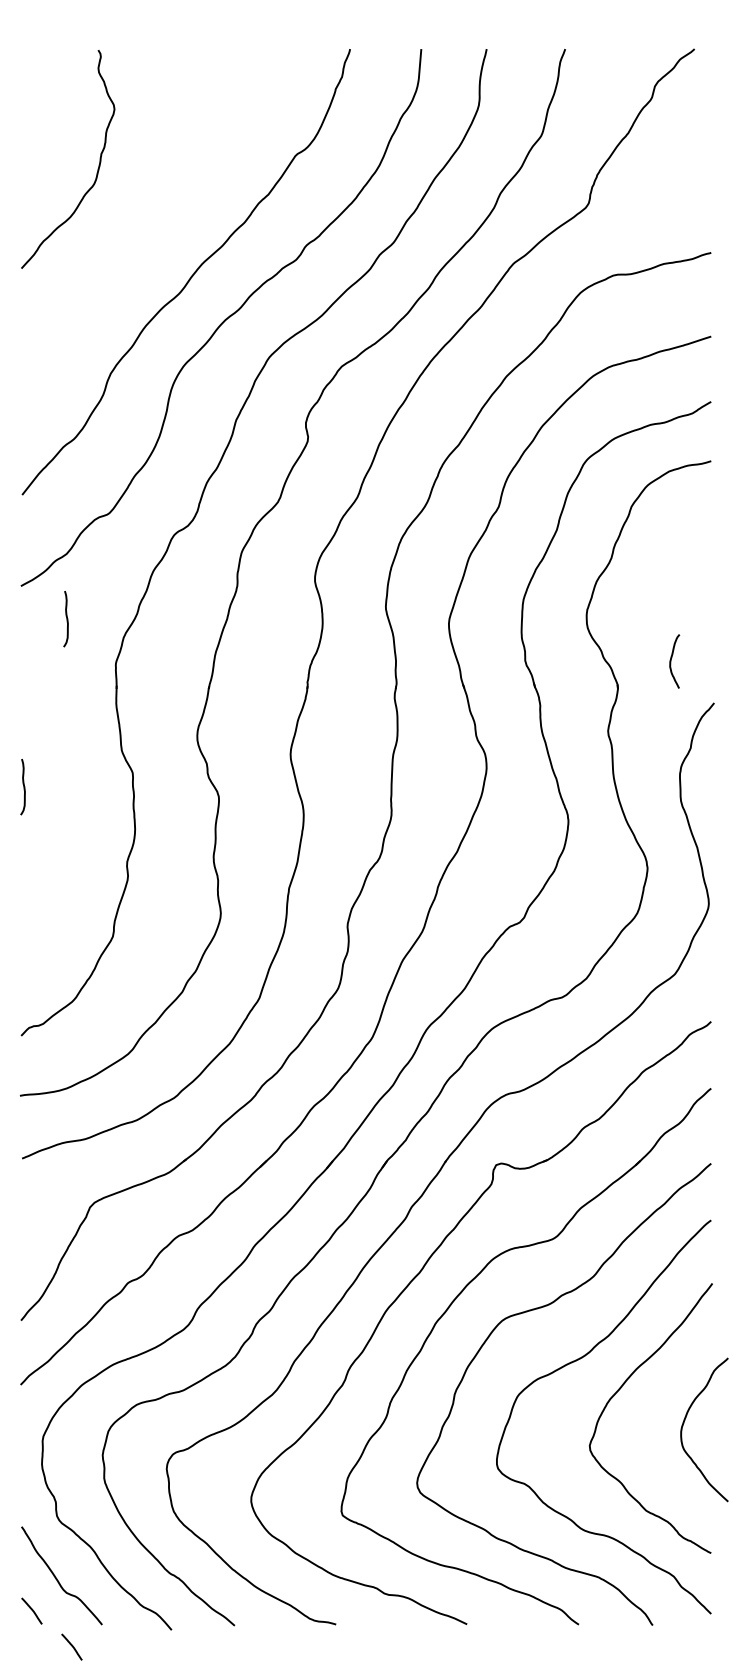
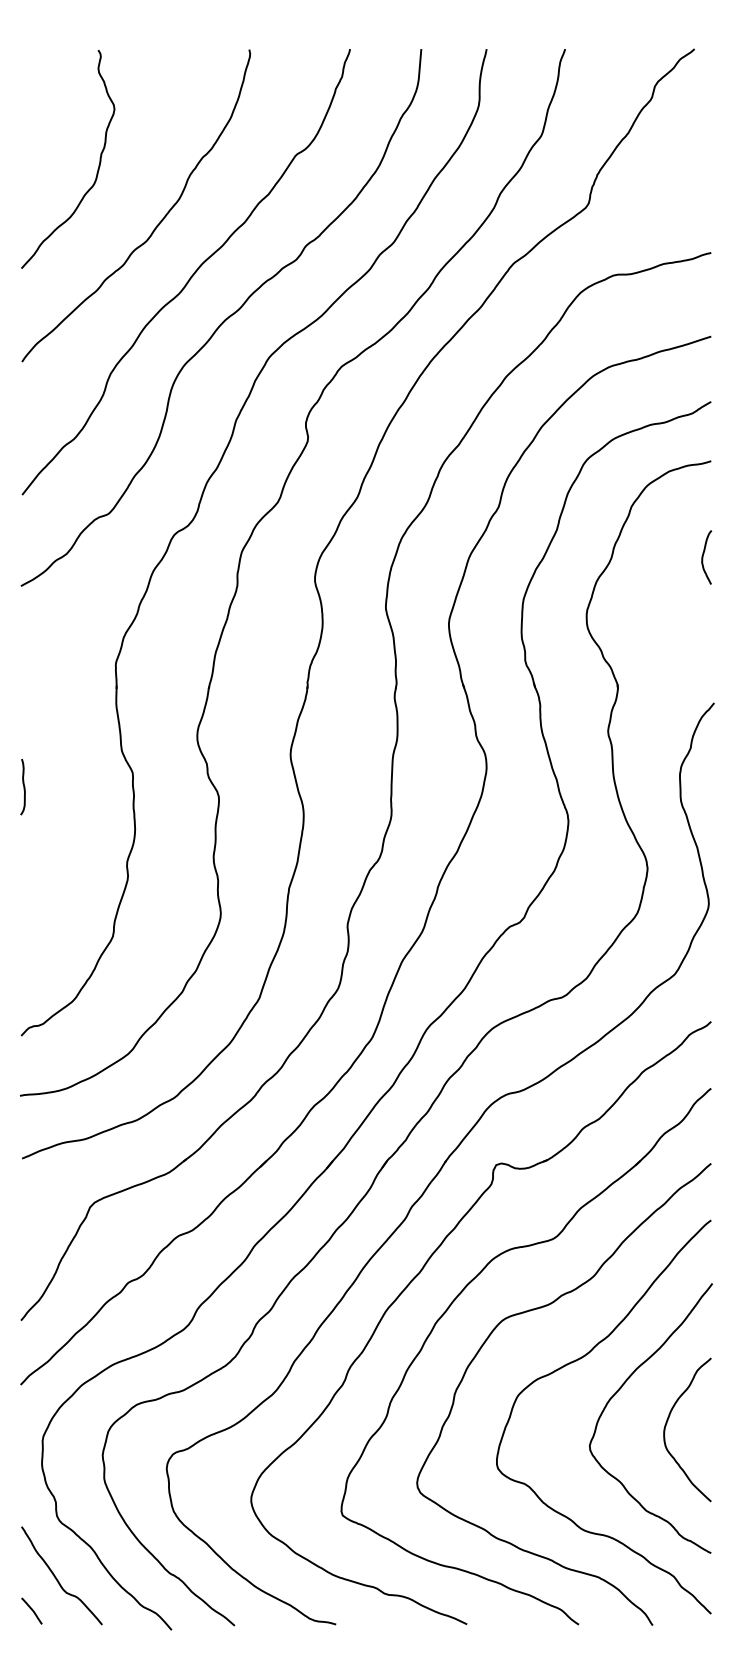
curve: none -> present (156, 225)
curve: present -> none (66, 619)
curve position: (671, 661) -> (703, 557) (703, 557)
curve position: (684, 1423) -> (667, 1423) (667, 1423)
curve: present -> none (71, 1646)
